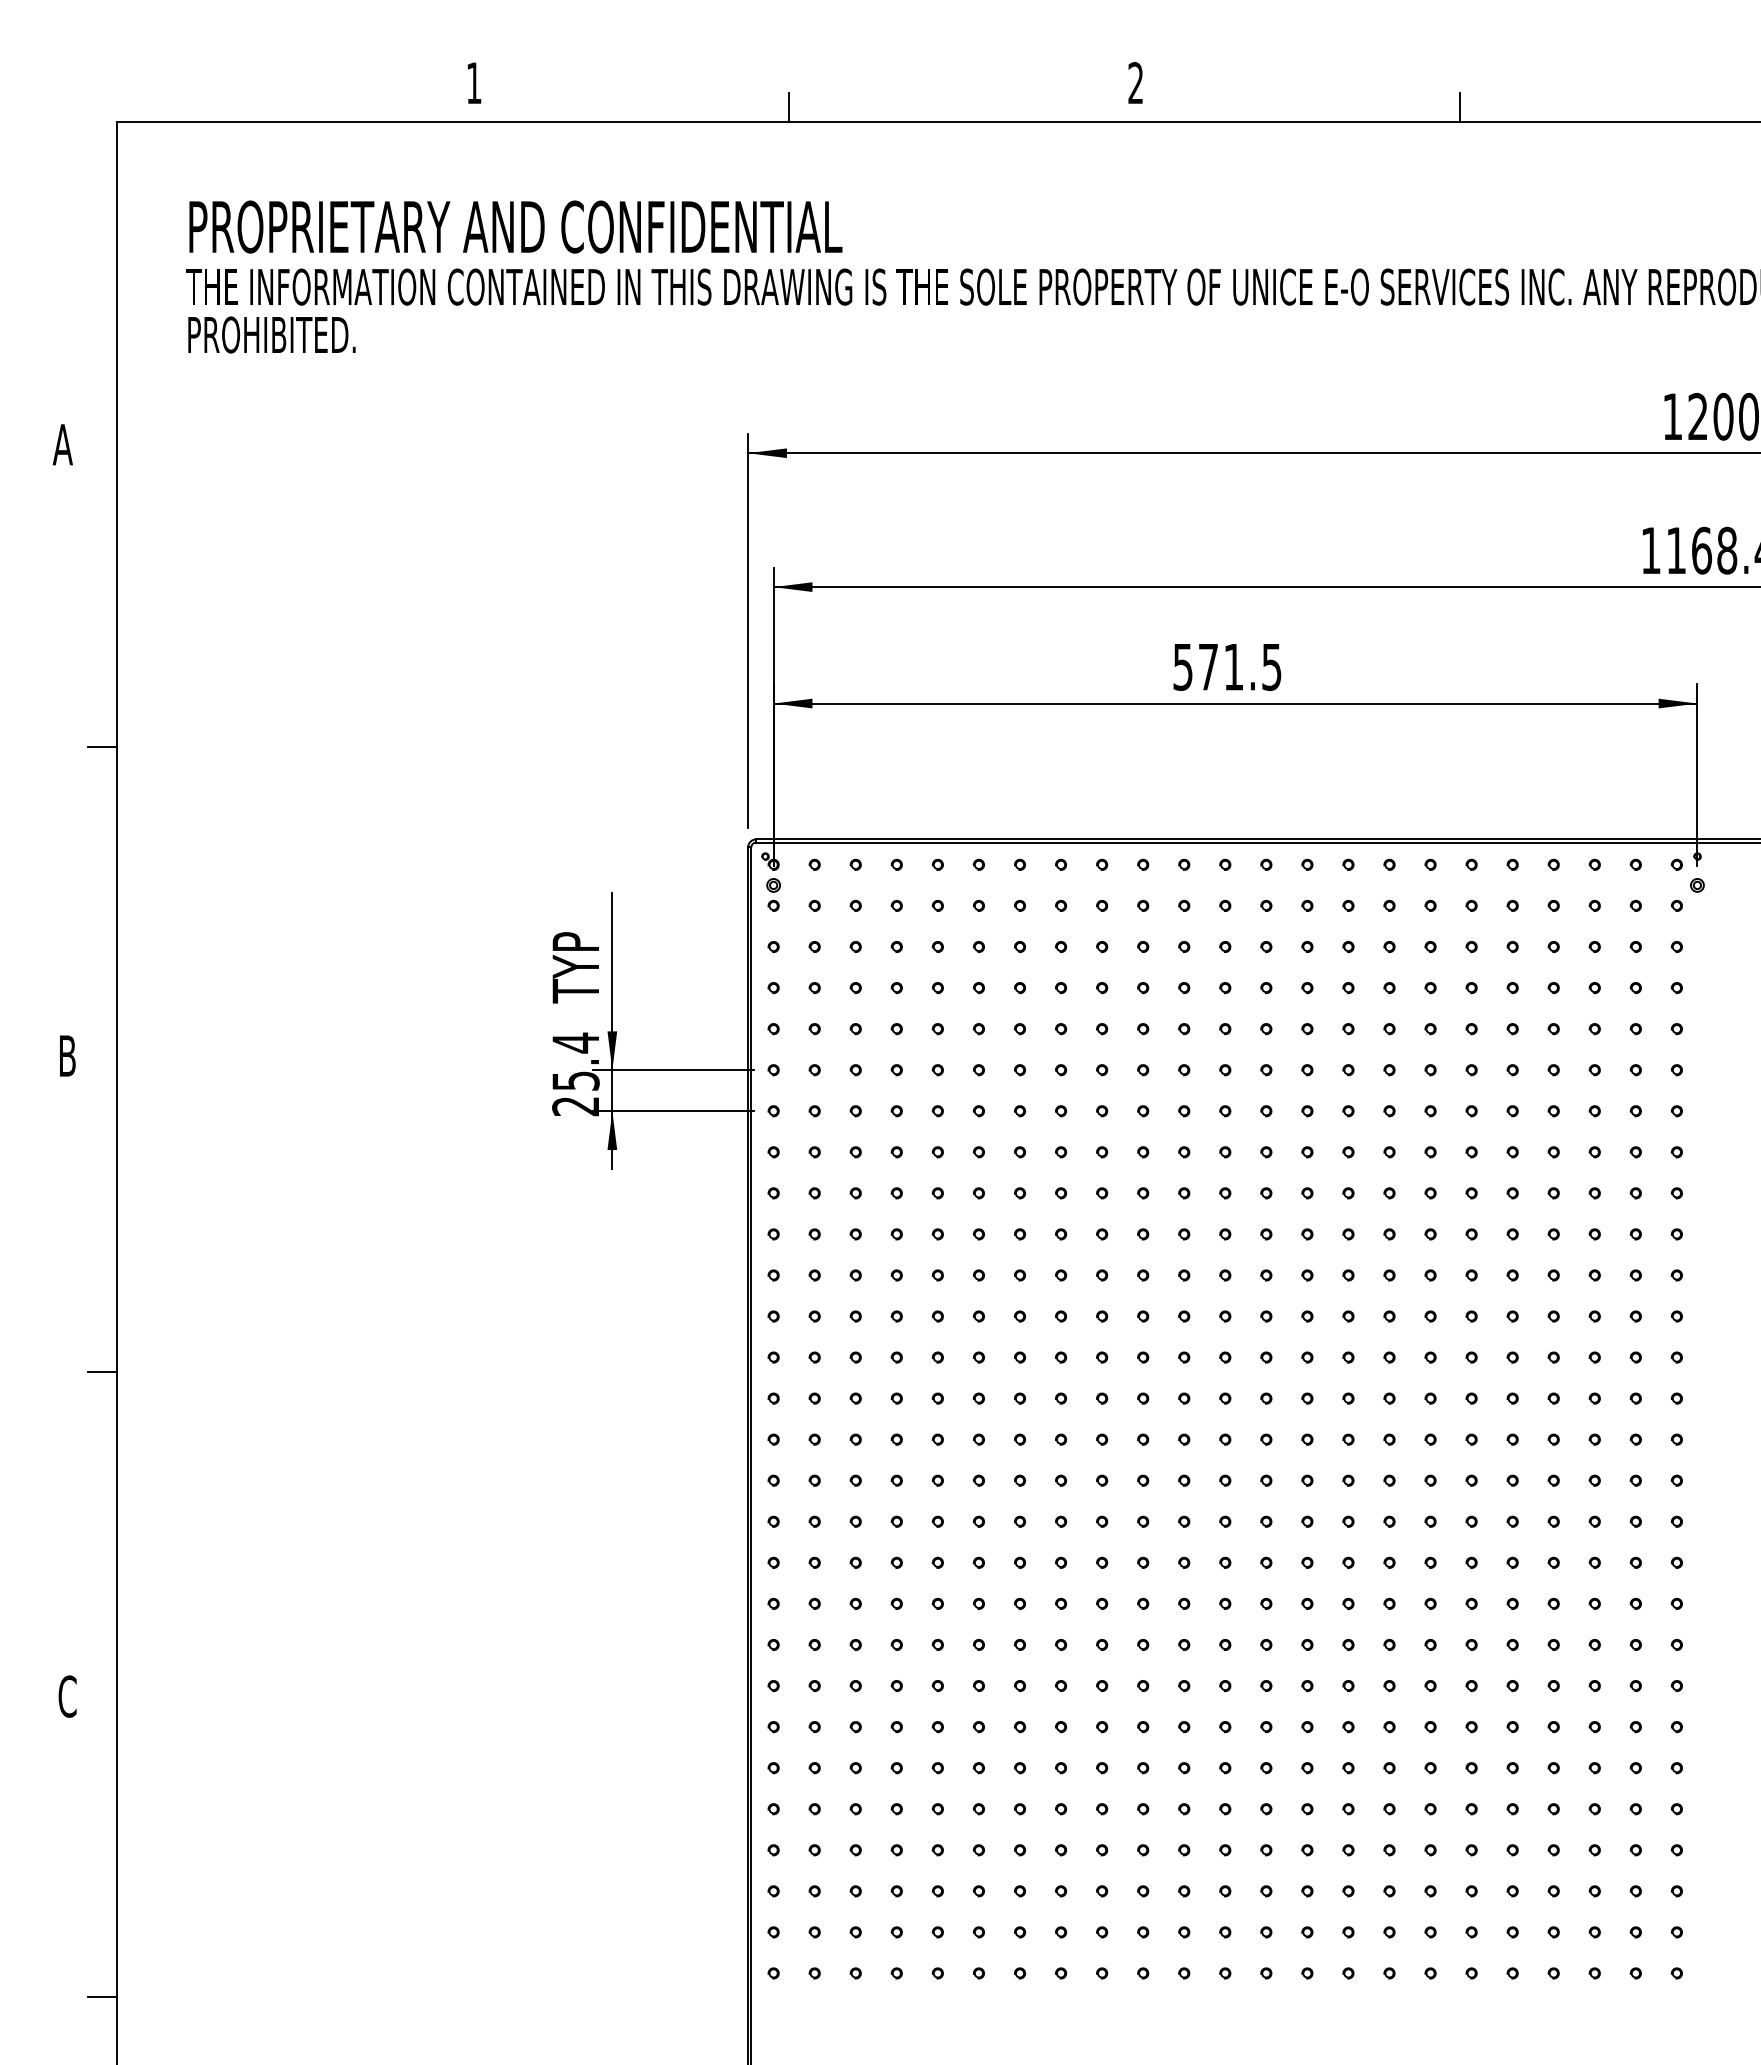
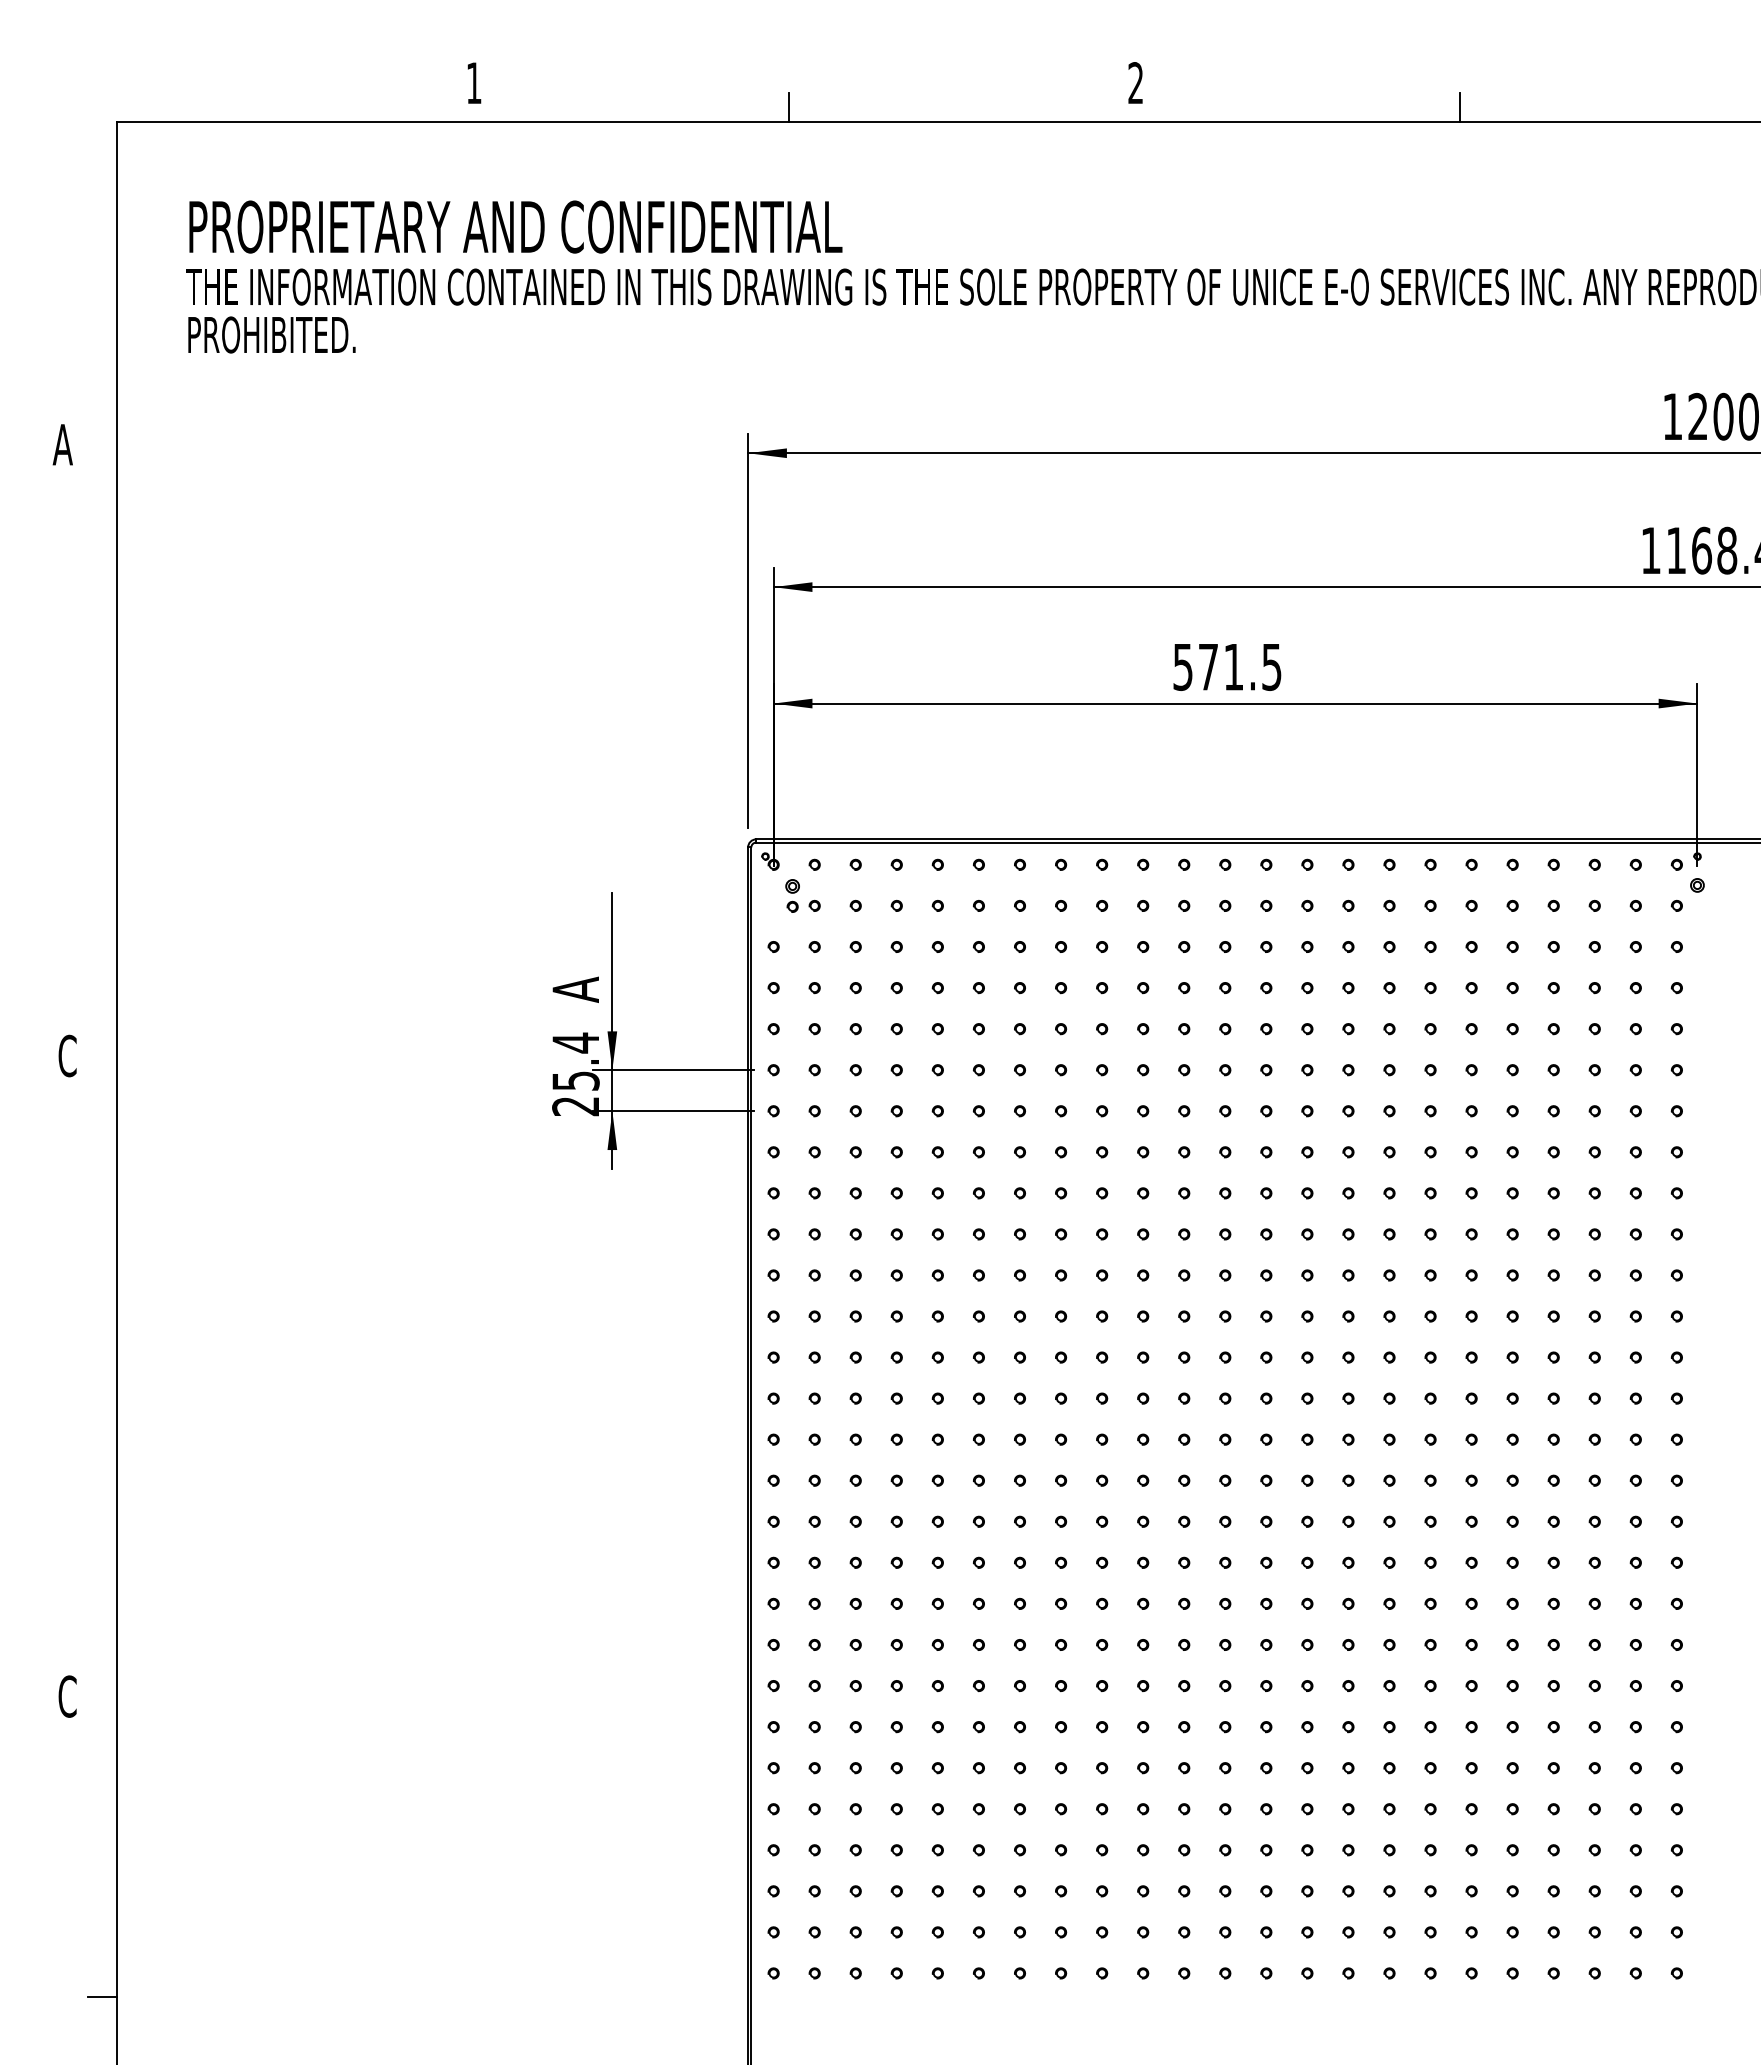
line: present -> none (102, 747)
part position: (773, 894) -> (792, 895) (792, 895)
text: TYP -> A (575, 967)
text: B -> C (67, 1055)
line: present -> none (102, 1371)
